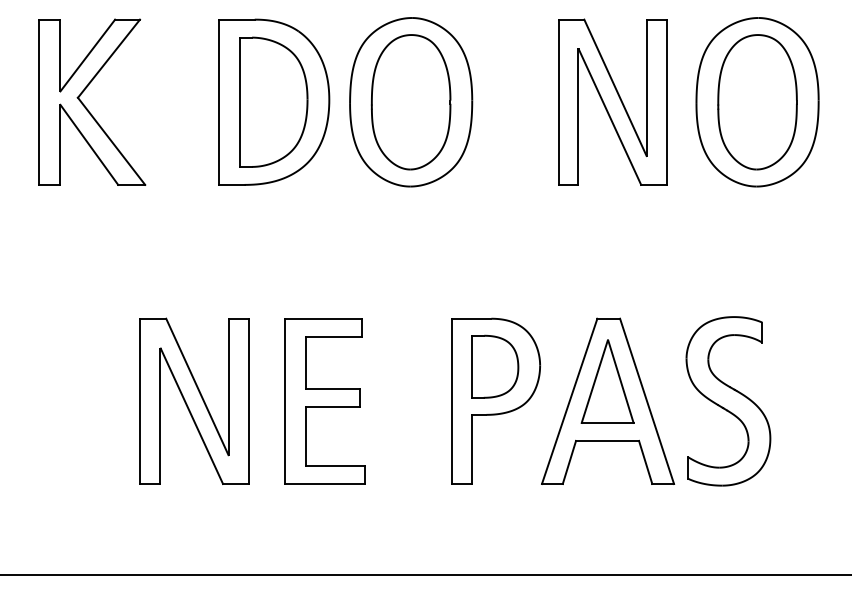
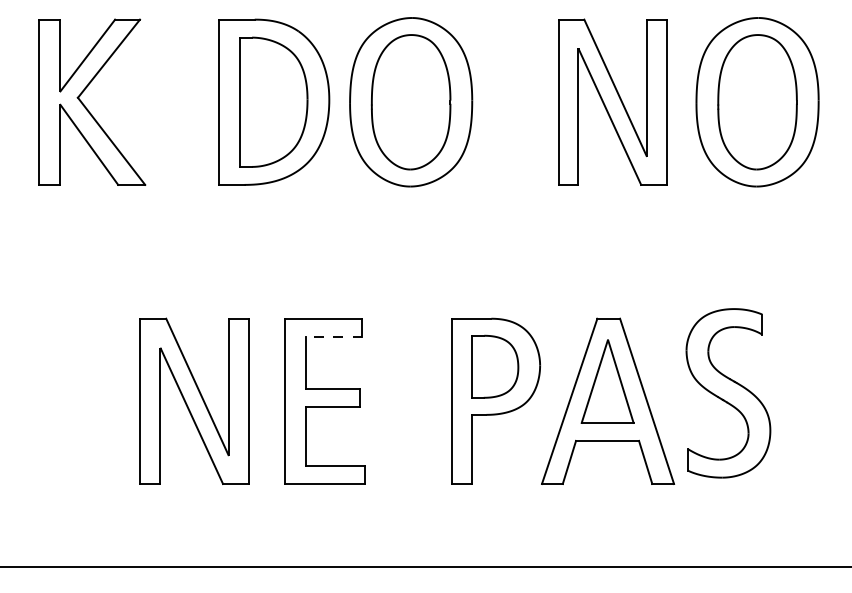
line: solid -> dashed (333, 336)
part position: (728, 401) -> (728, 393) (728, 393)
line position: (425, 574) -> (425, 566) (425, 566)
